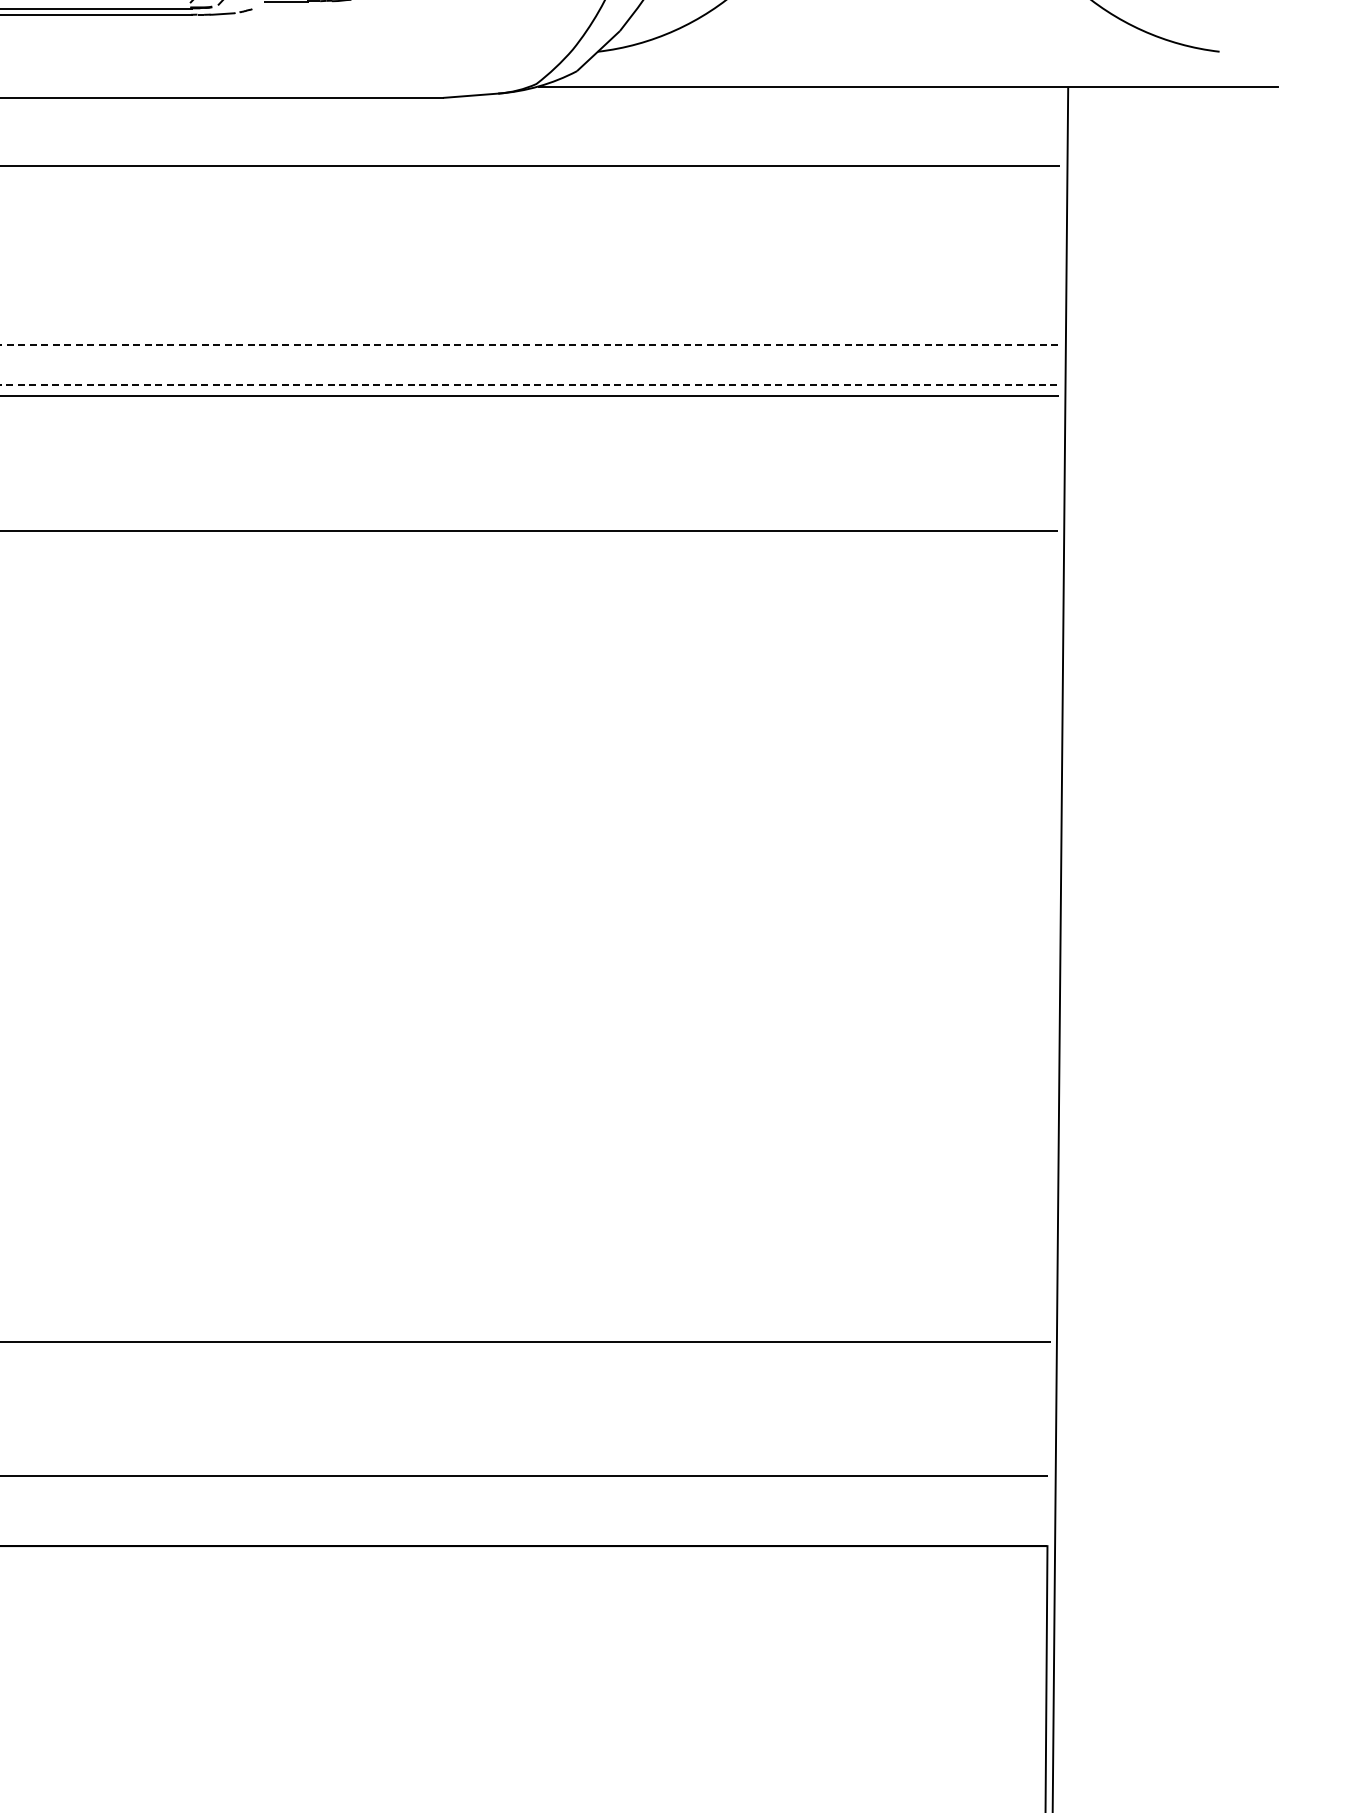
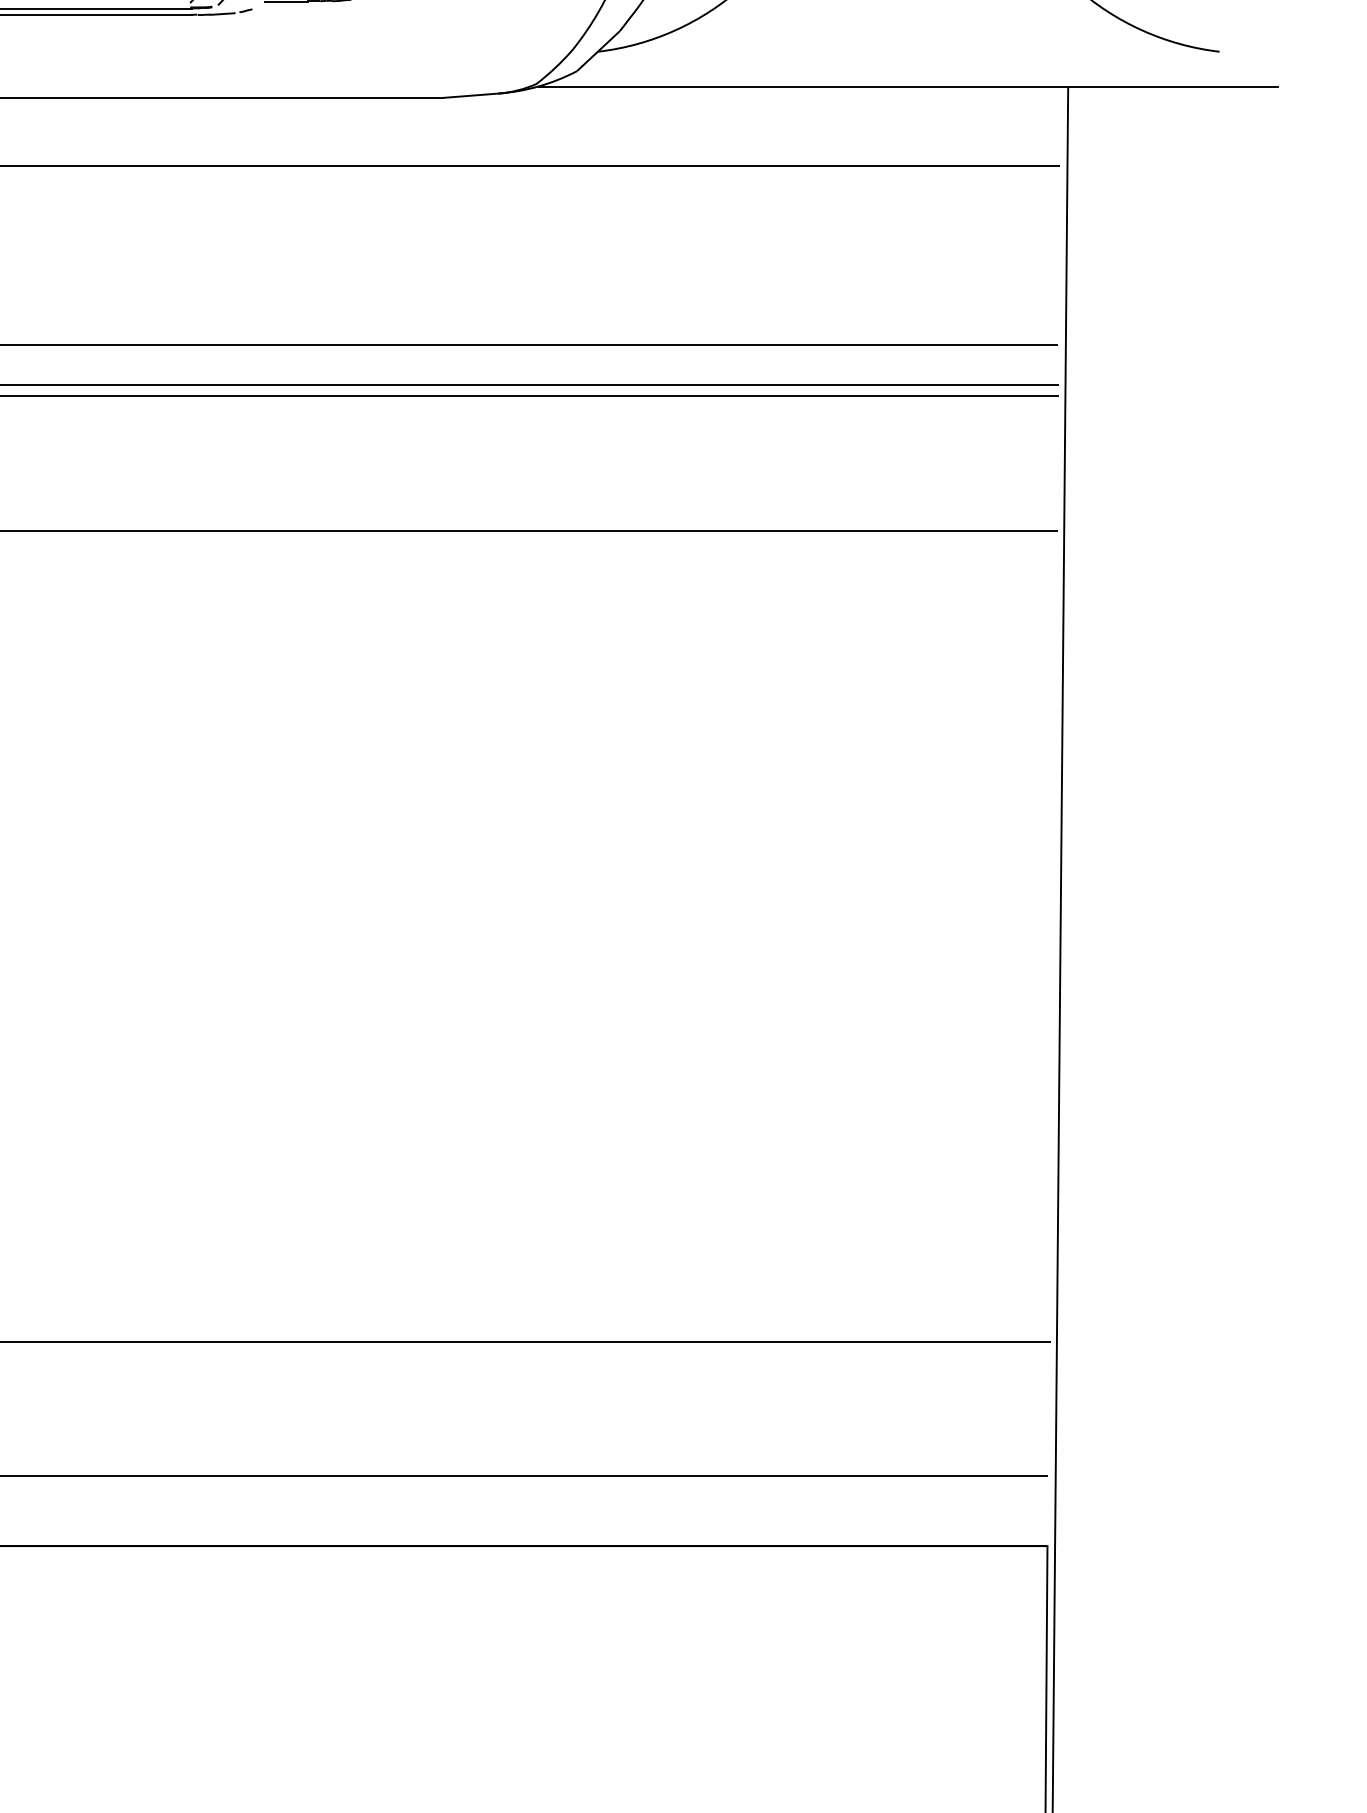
line: dashed -> solid (529, 344)
line: dashed -> solid (530, 384)
